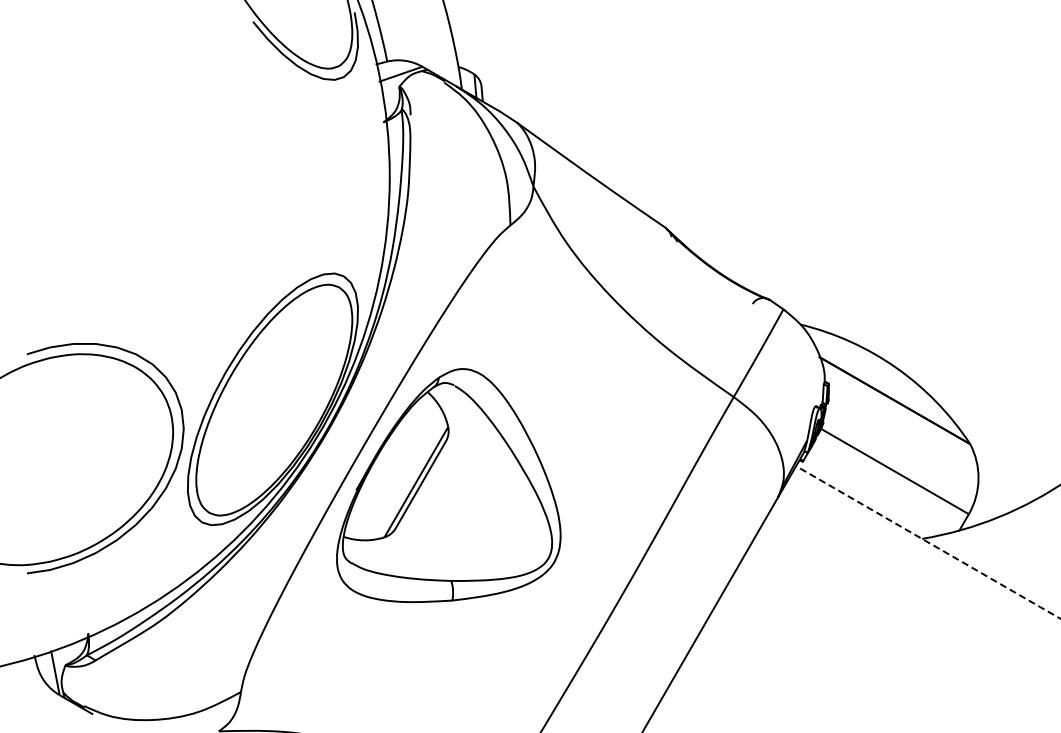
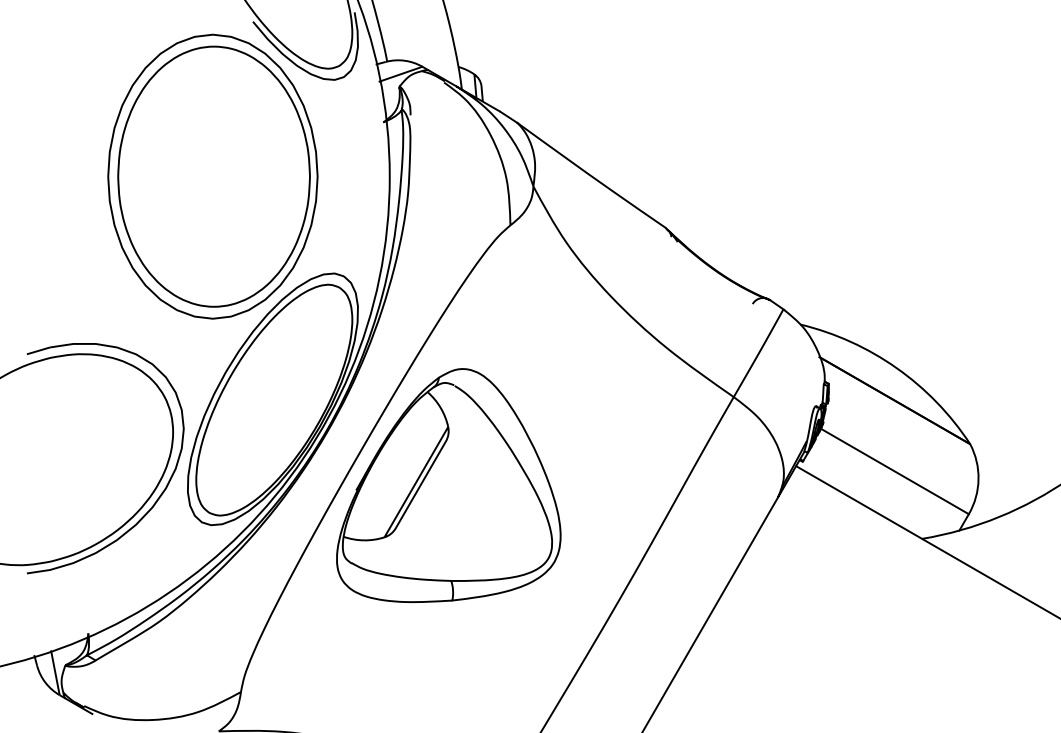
part: none -> present (212, 176)
line: dashed -> solid (927, 542)
